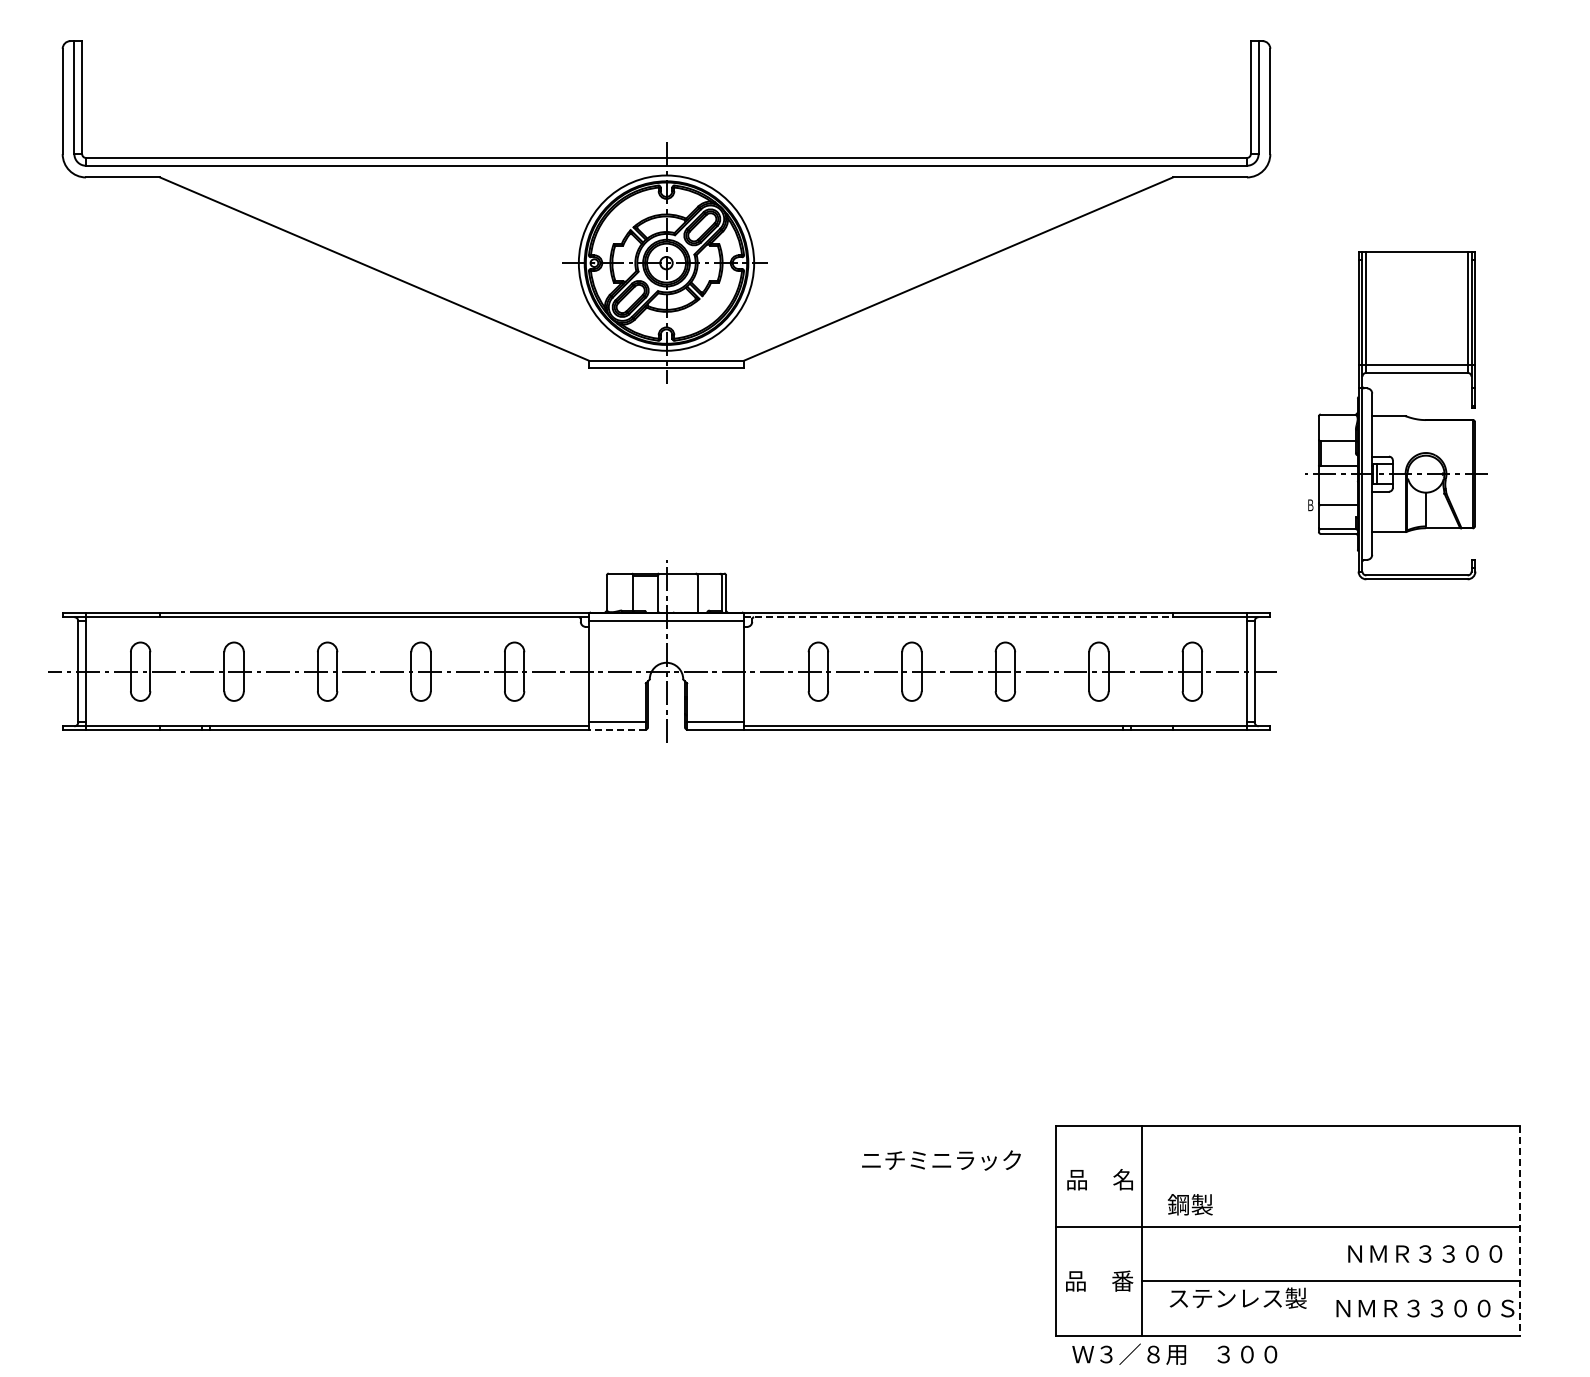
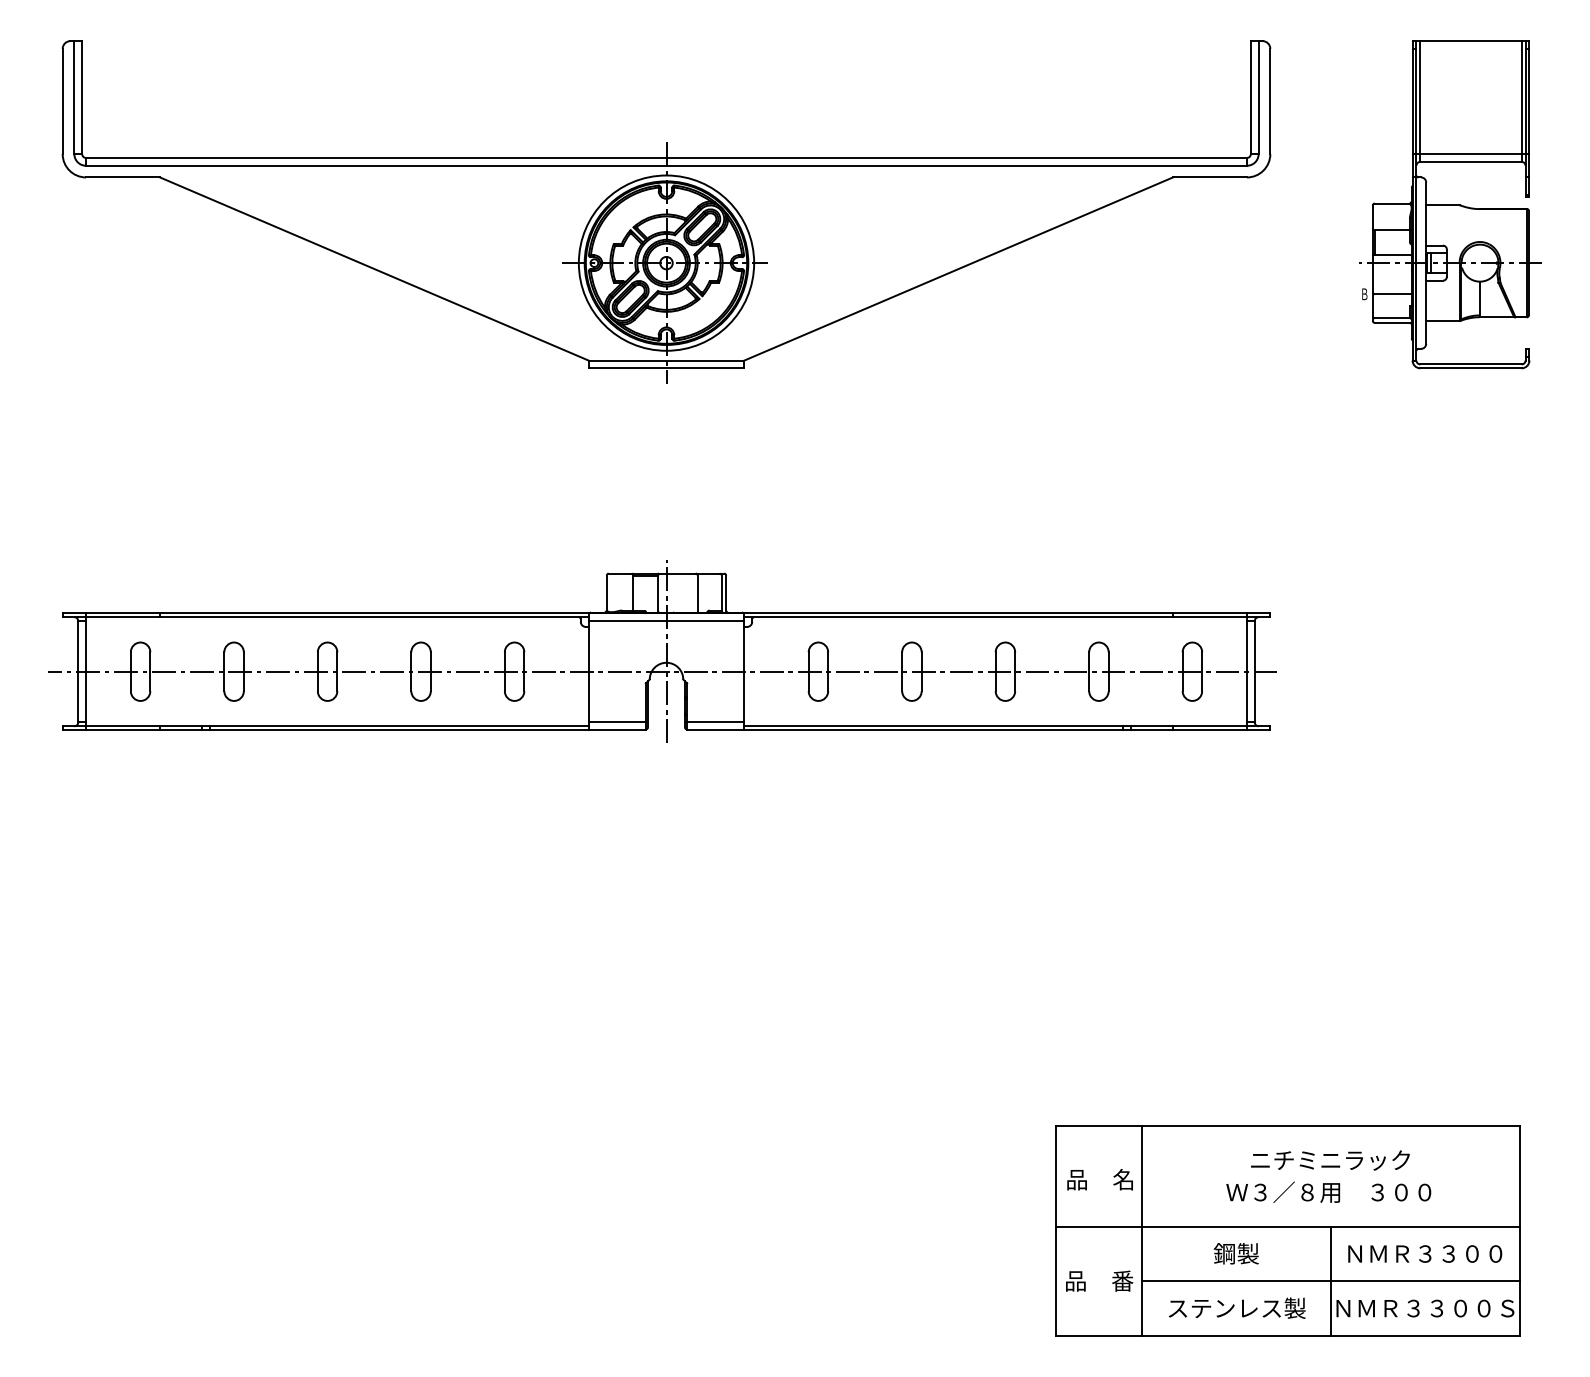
part position: (1396, 415) -> (1450, 204) (1450, 204)
line: dashed -> solid (959, 617)
line: dashed -> solid (617, 730)
text position: (941, 1160) -> (1330, 1160) (1330, 1160)
text position: (1190, 1204) -> (1236, 1253) (1236, 1253)
line: dashed -> solid (1519, 1231)
line: none -> present (1331, 1280)
text position: (1237, 1297) -> (1236, 1307) (1236, 1307)
text position: (1174, 1353) -> (1328, 1191) (1328, 1191)
